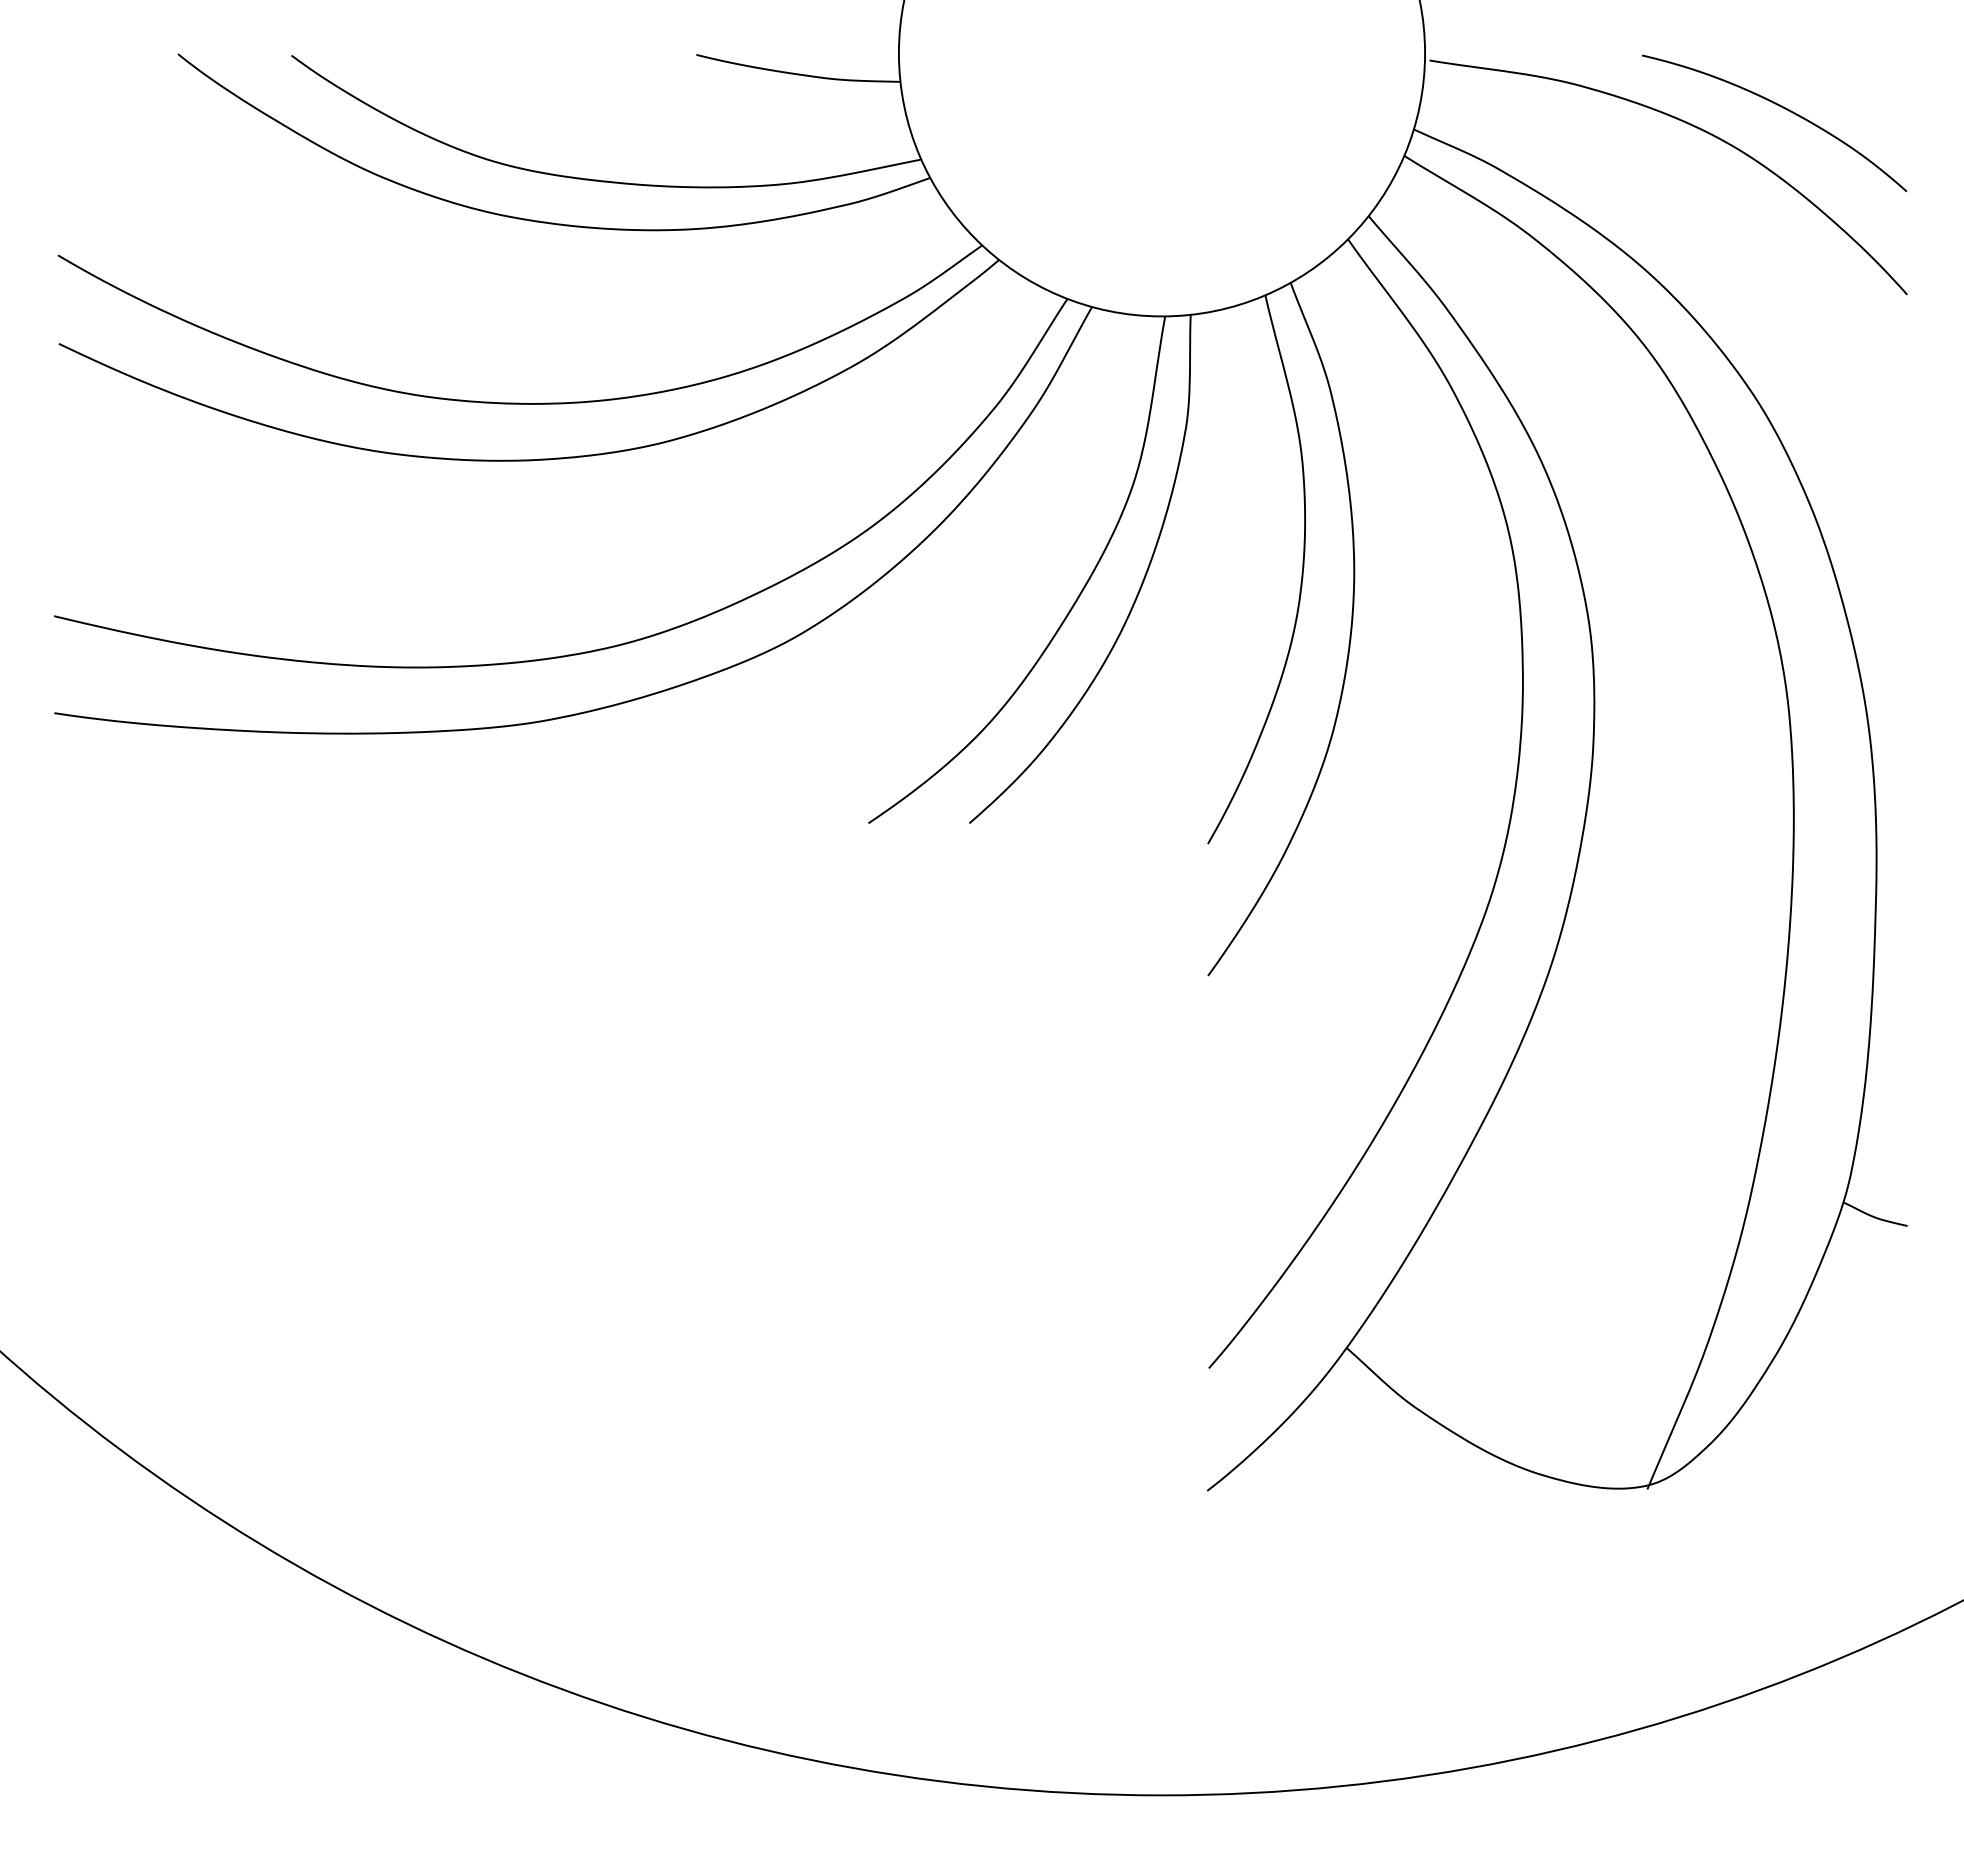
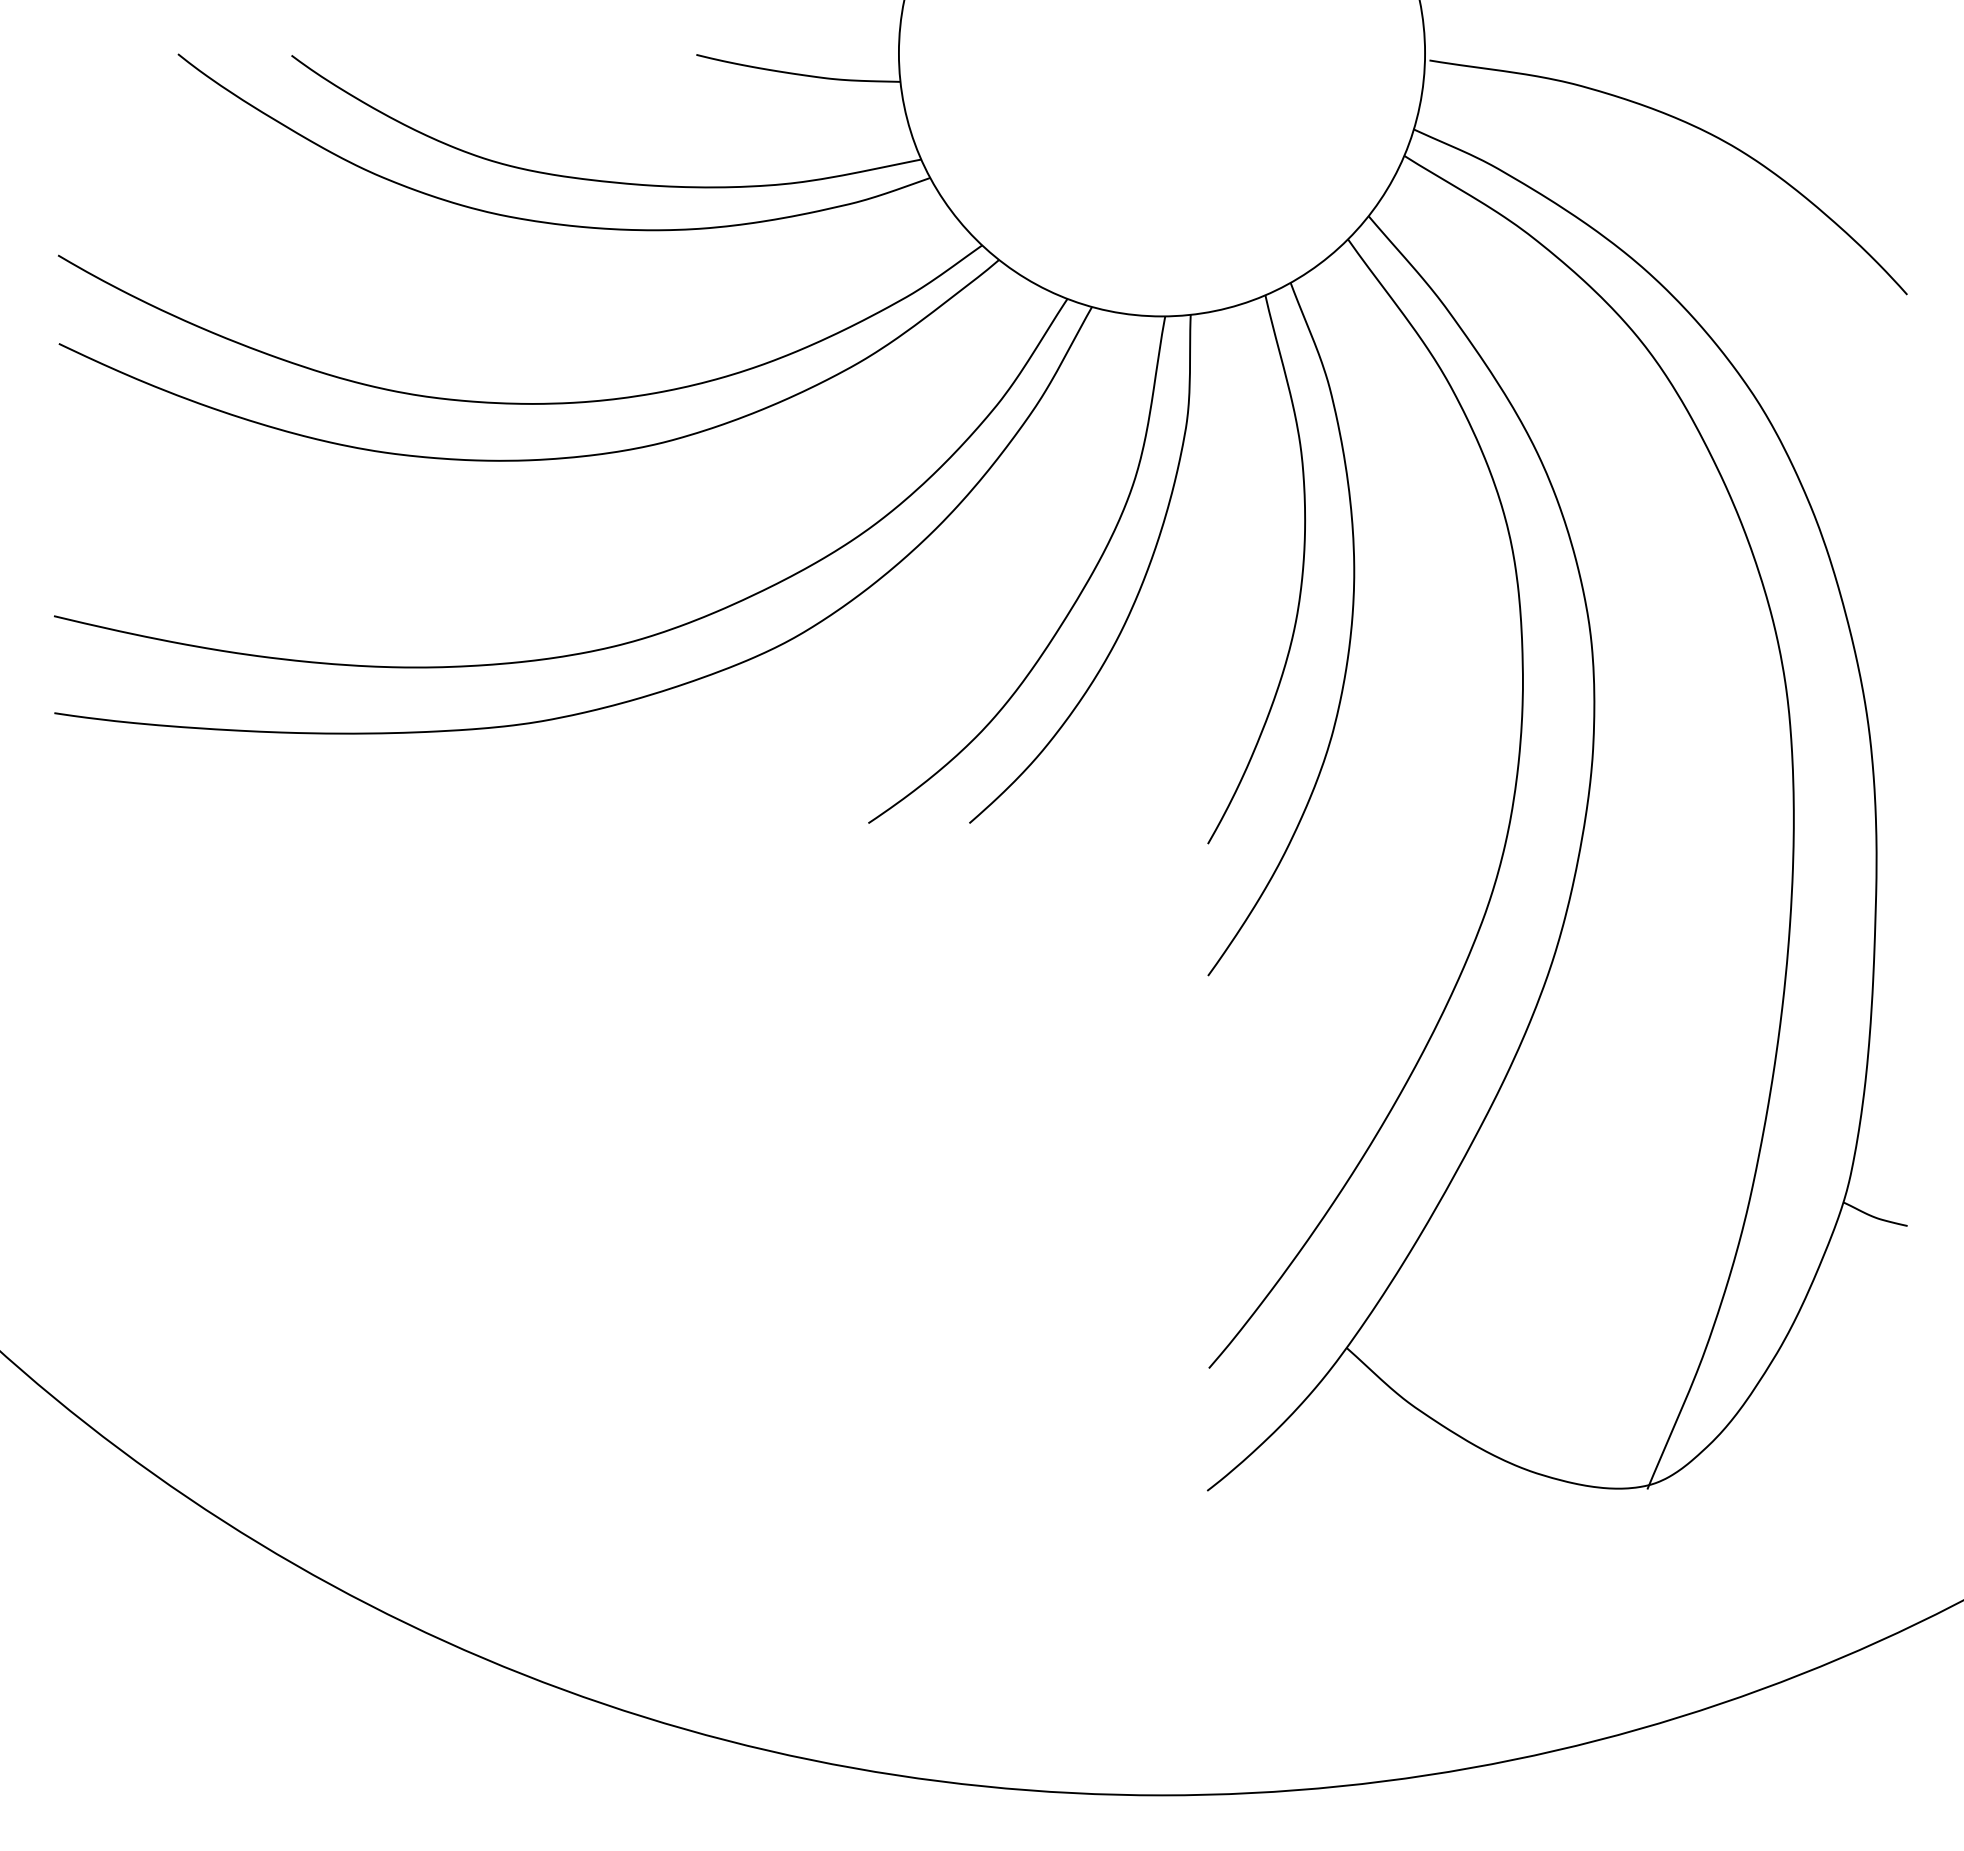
curve: present -> none (1784, 109)
